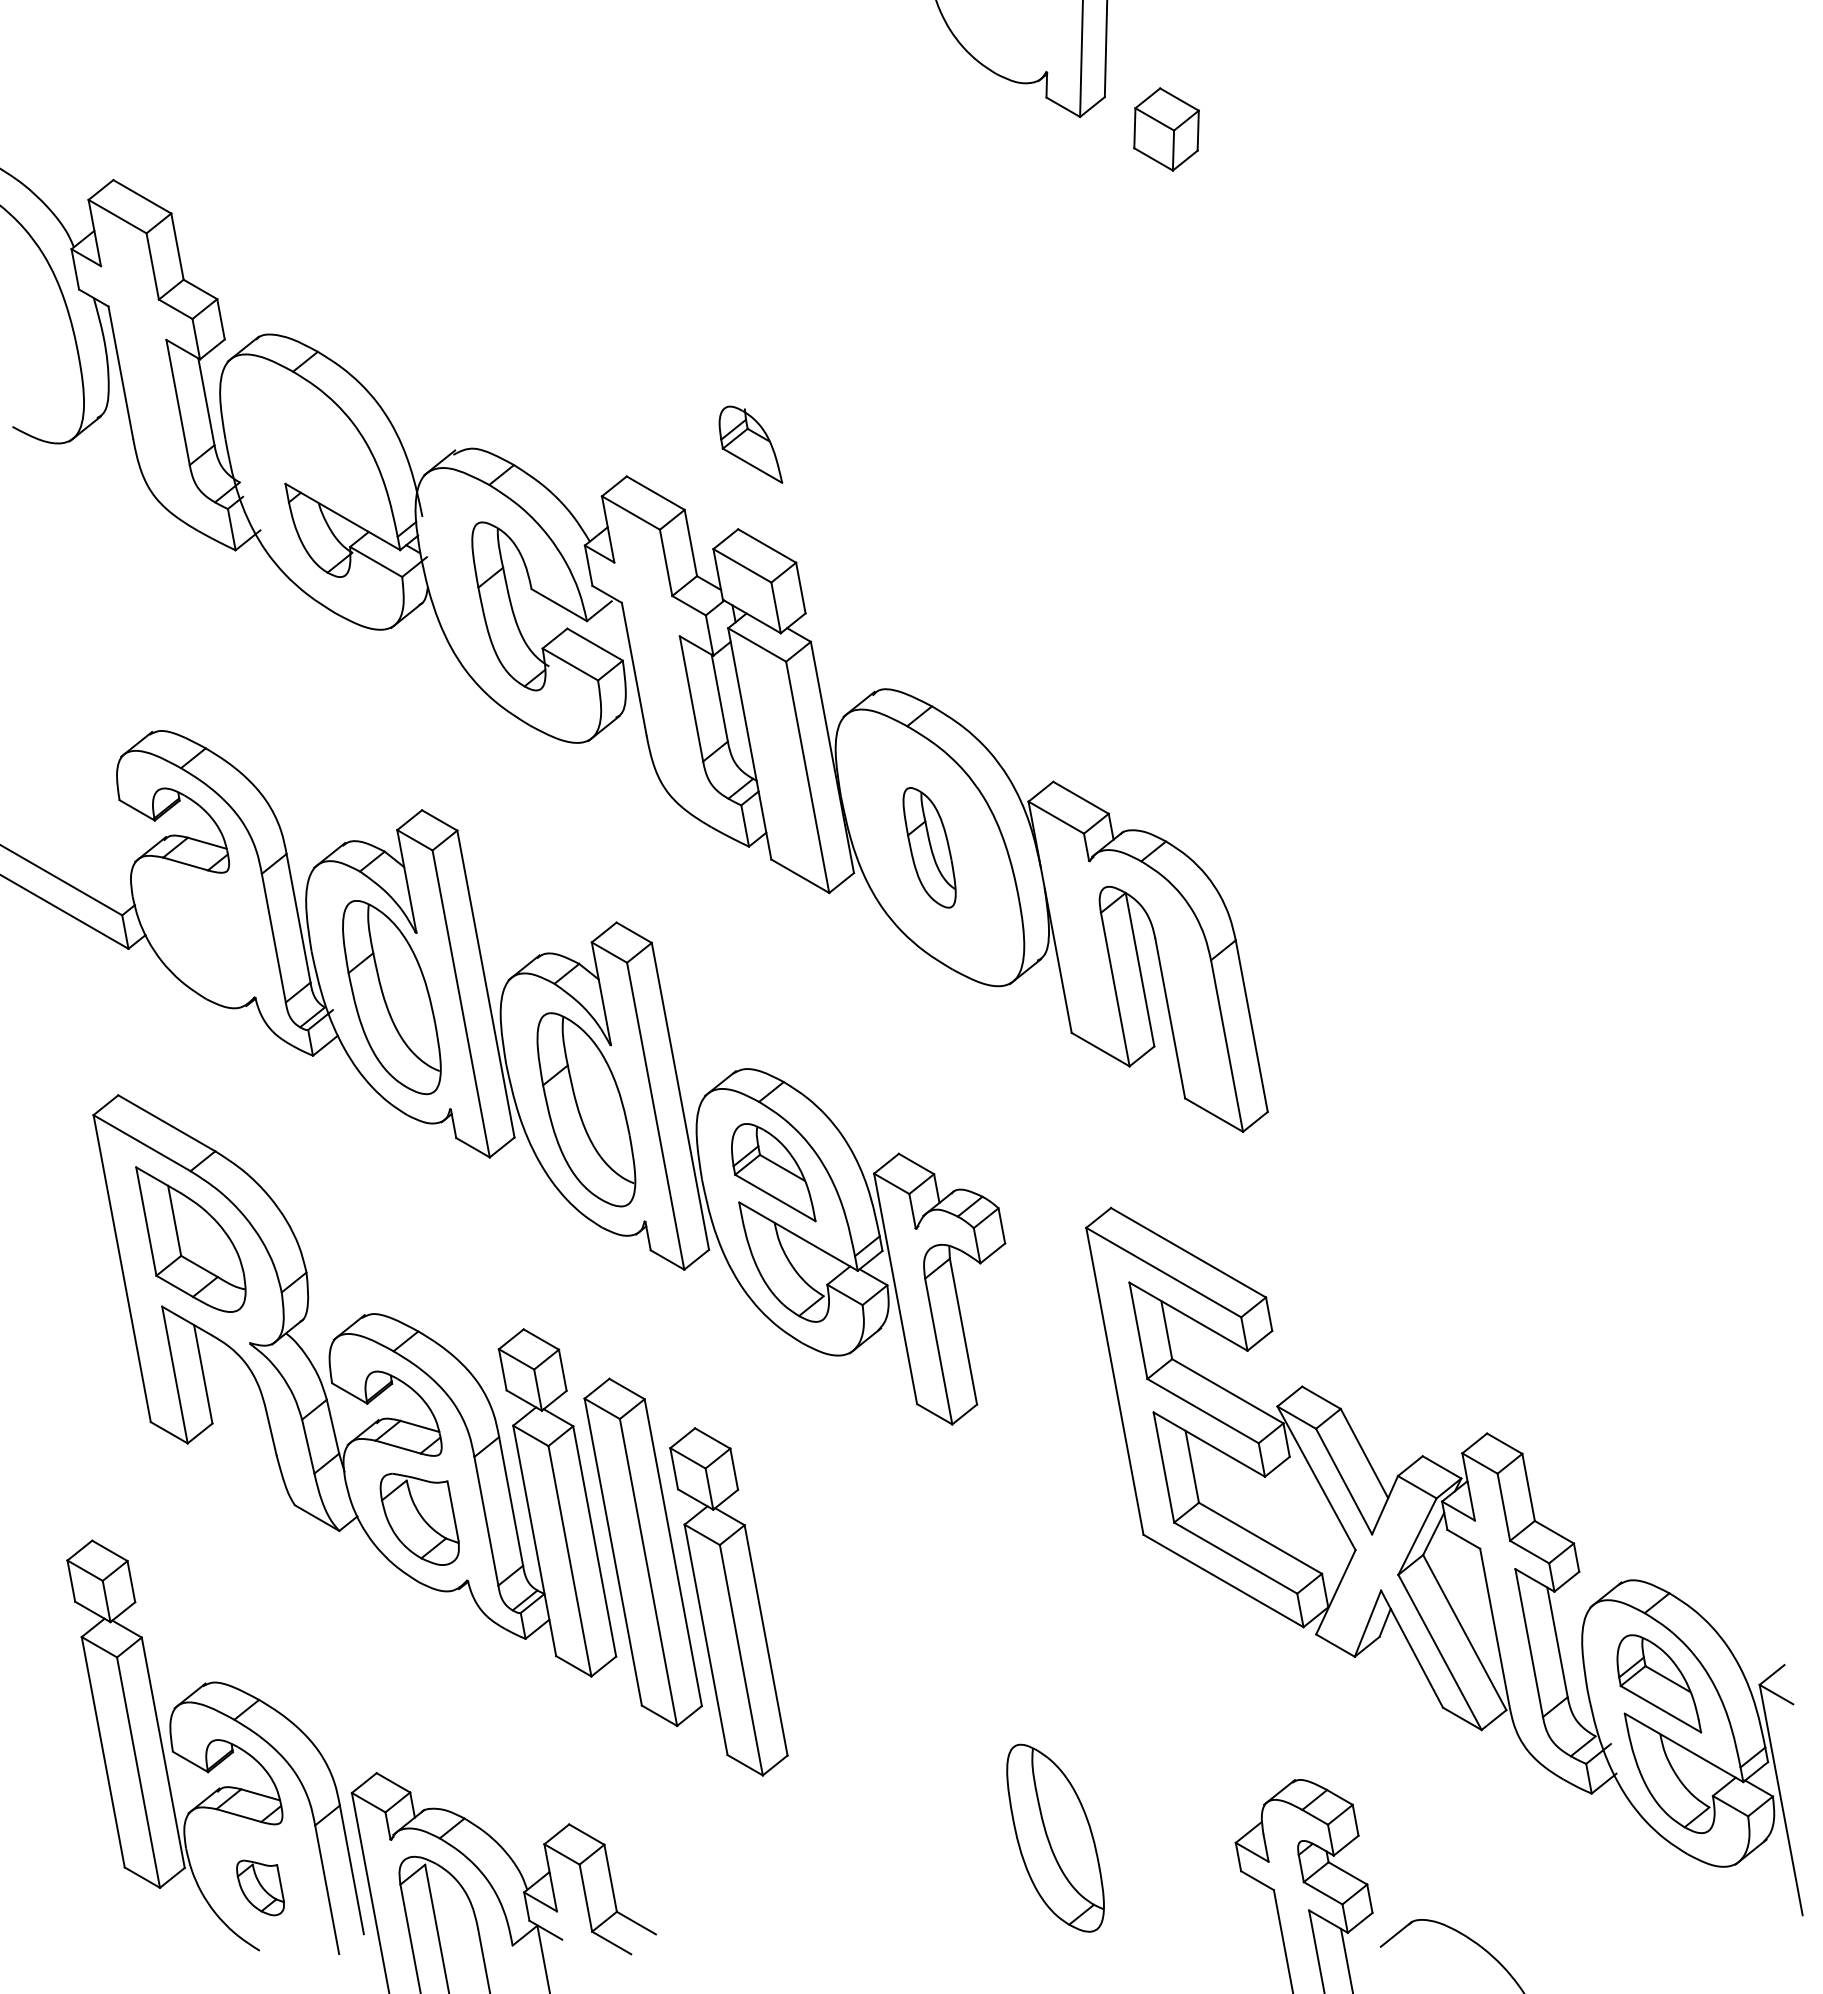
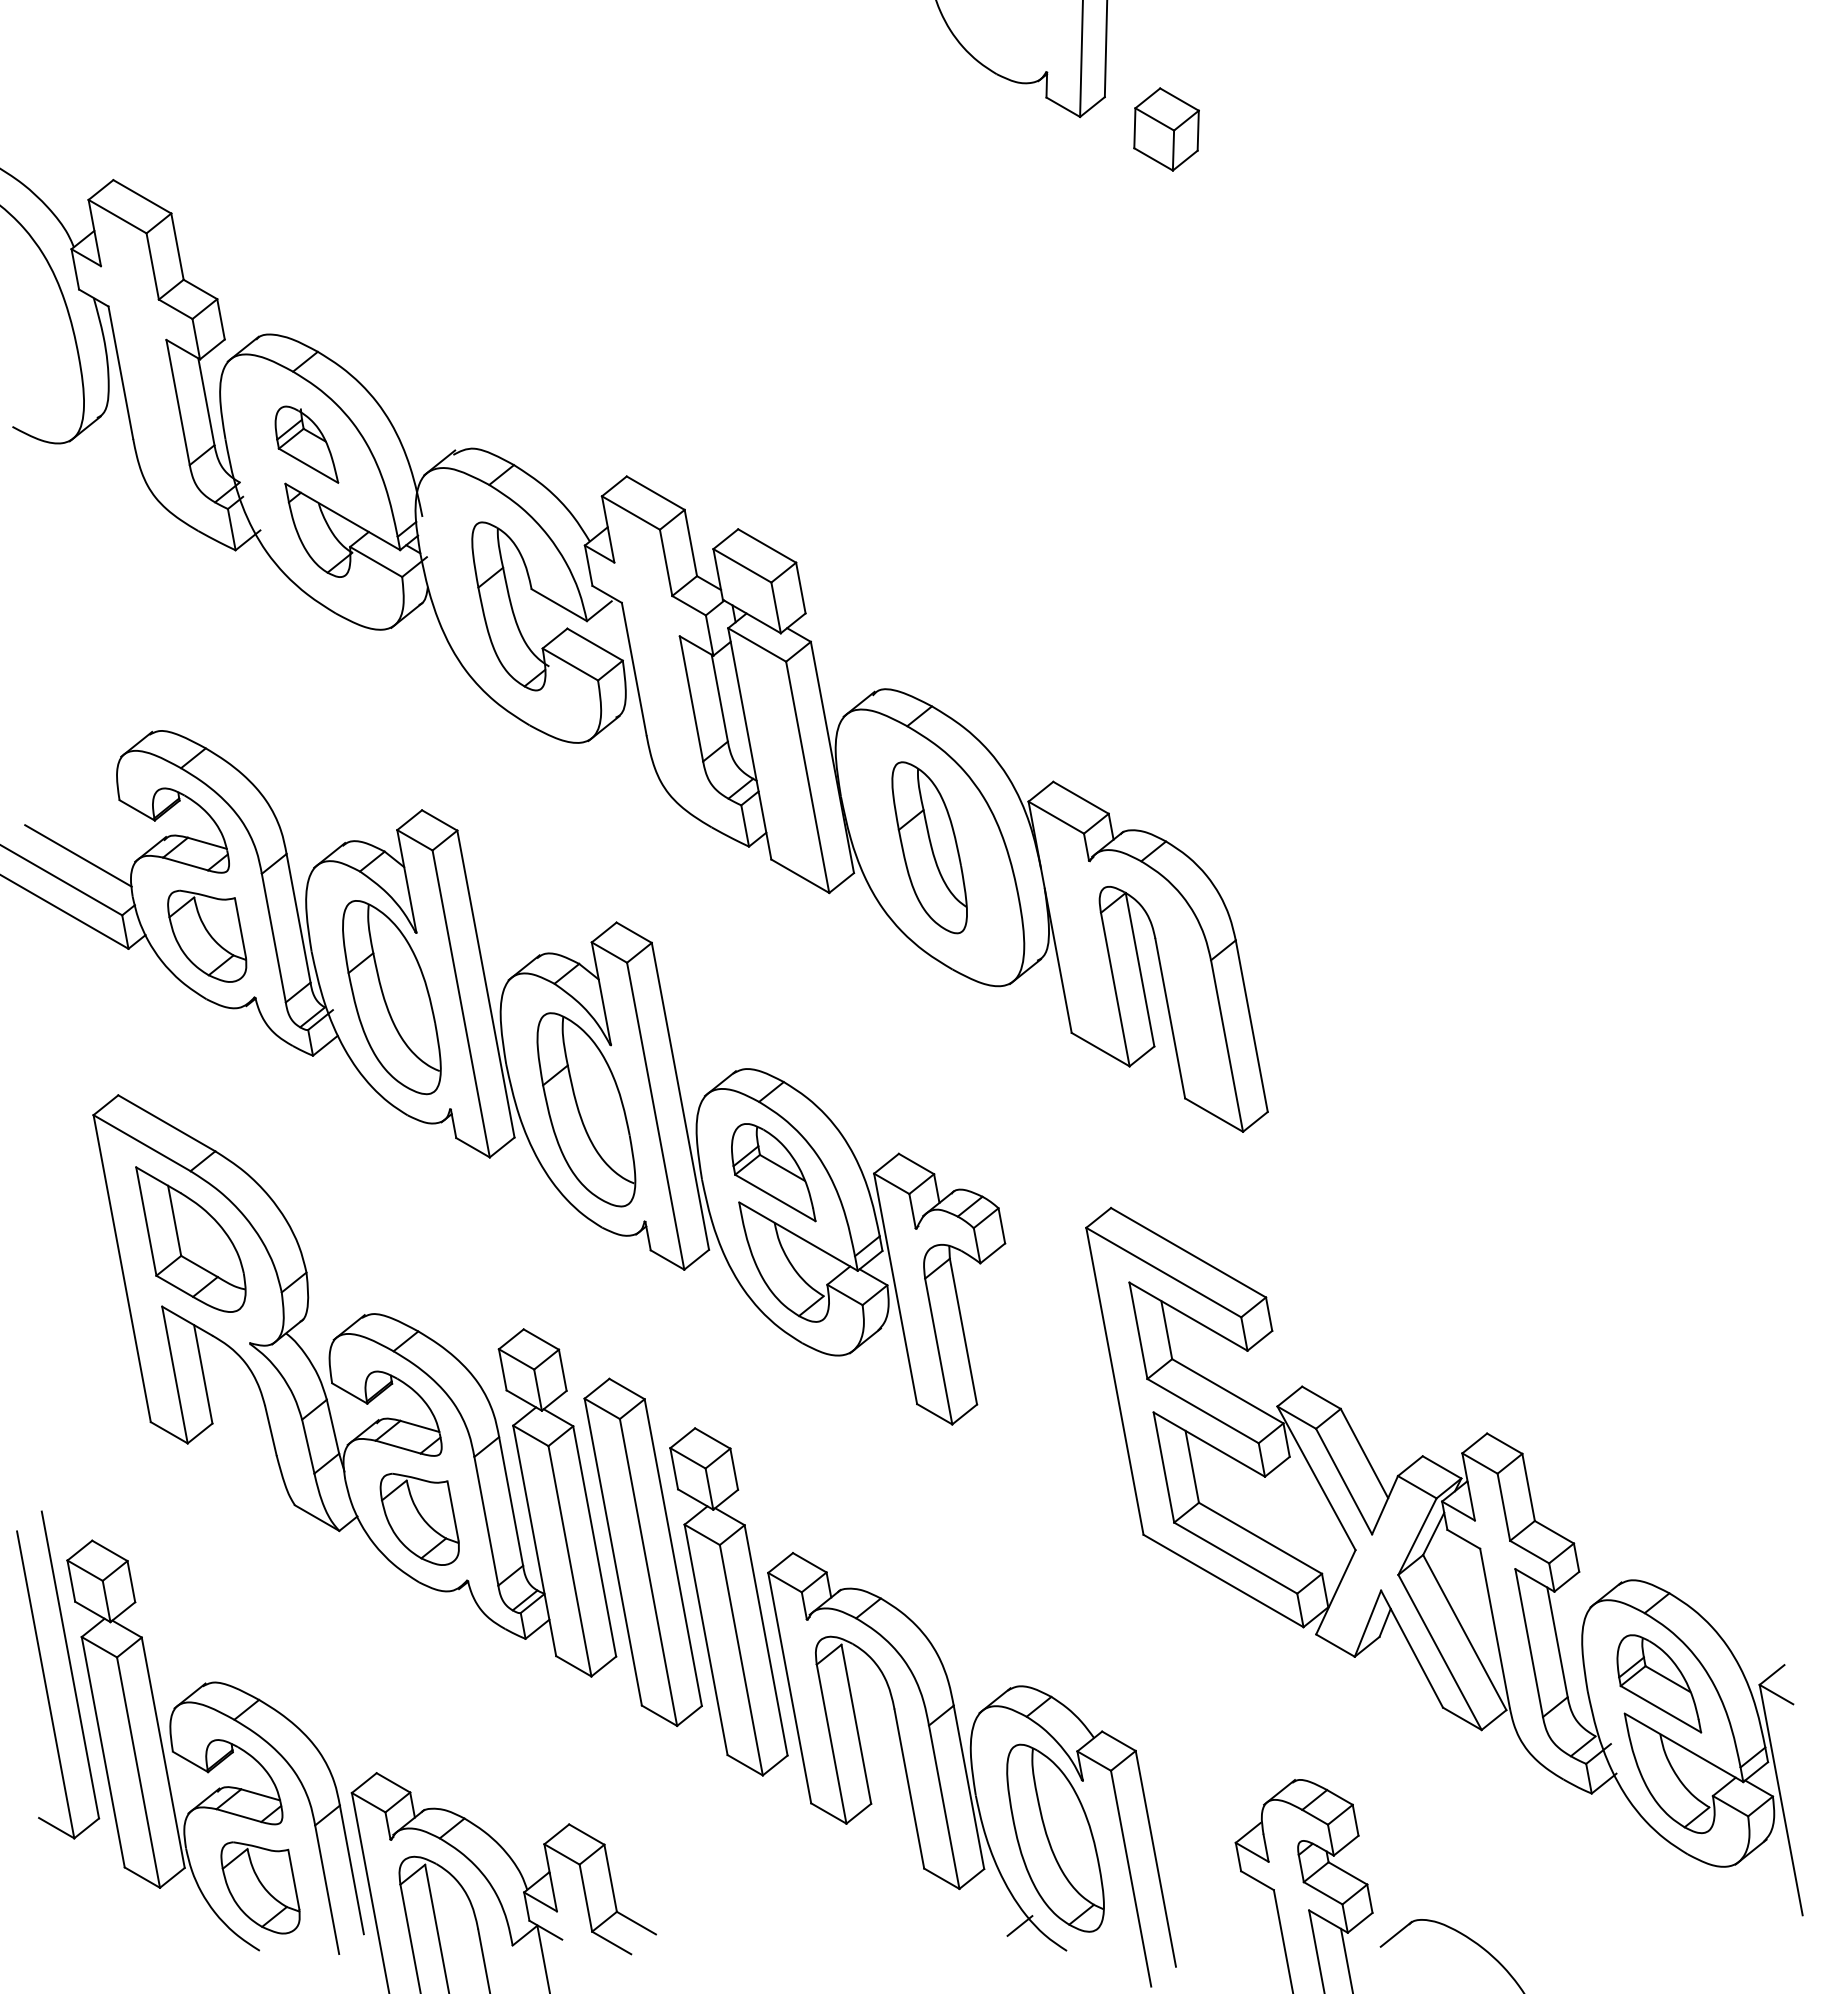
part position: (750, 444) -> (306, 444) (306, 444)
part size: 55x122 px -> 77x174 px (929, 847)
line: none -> present (78, 855)
part: none -> present (207, 935)
part: none -> present (70, 1672)
part: none -> present (971, 1769)
part size: 49x58 px -> 81x94 px (260, 1887)
